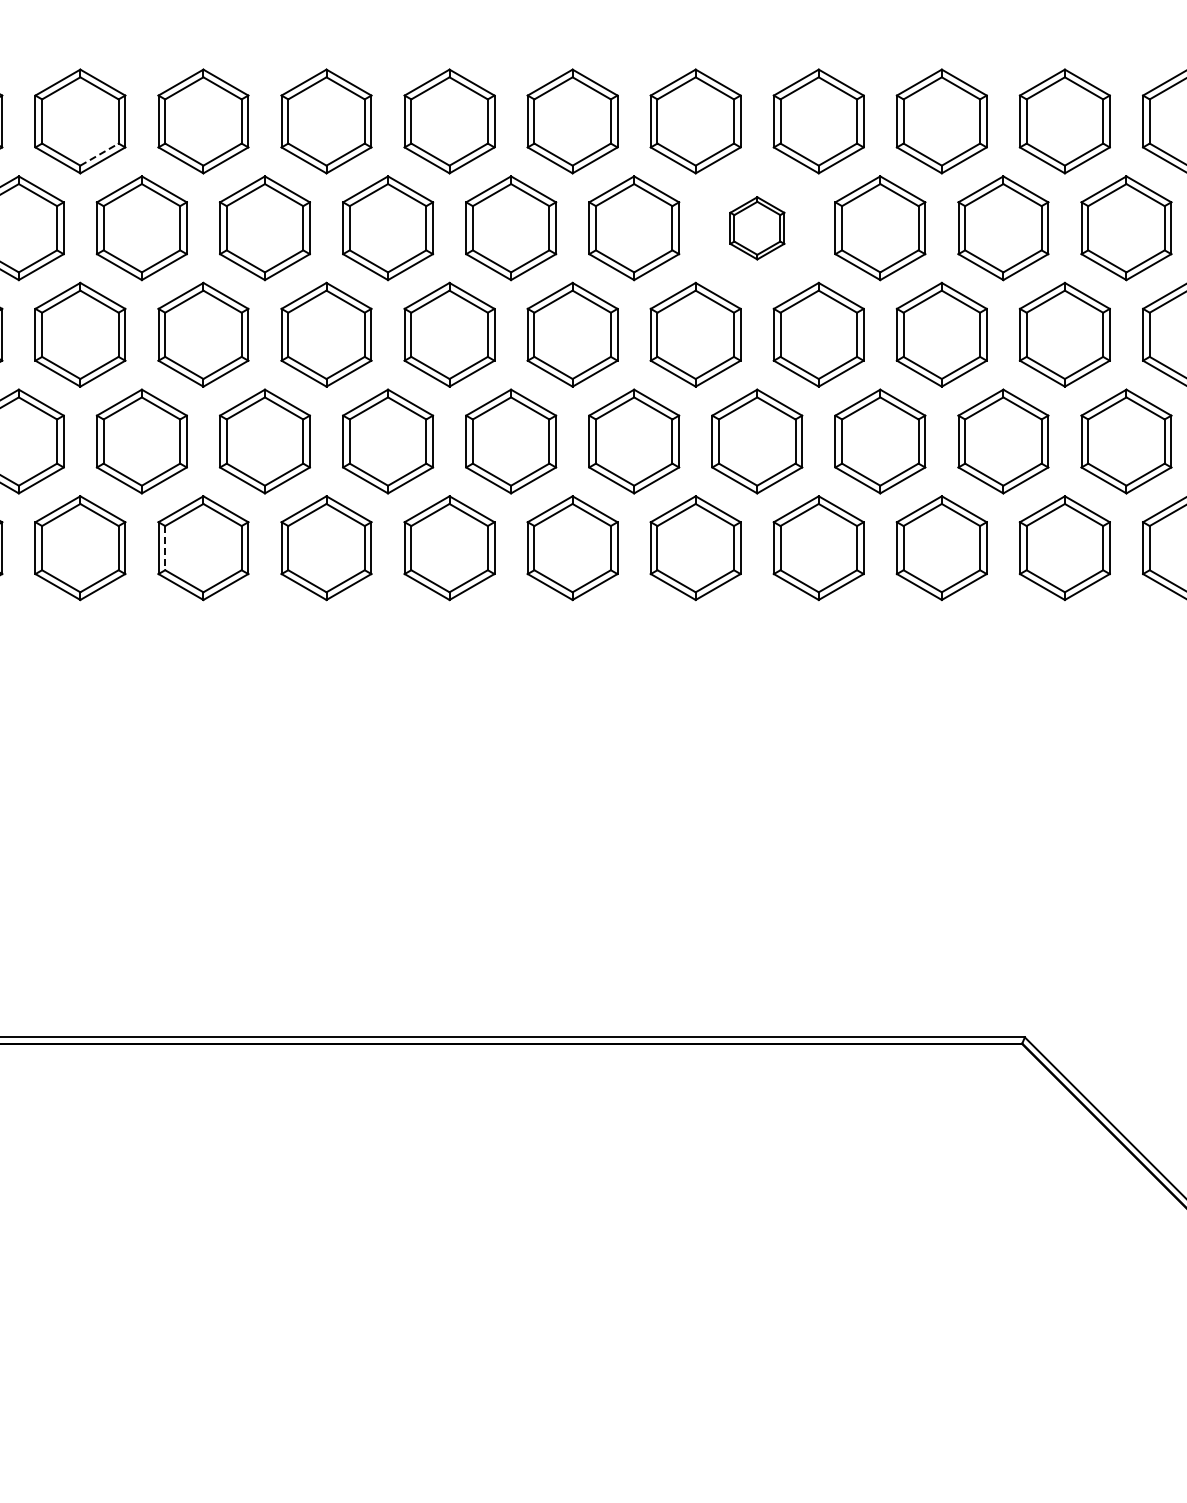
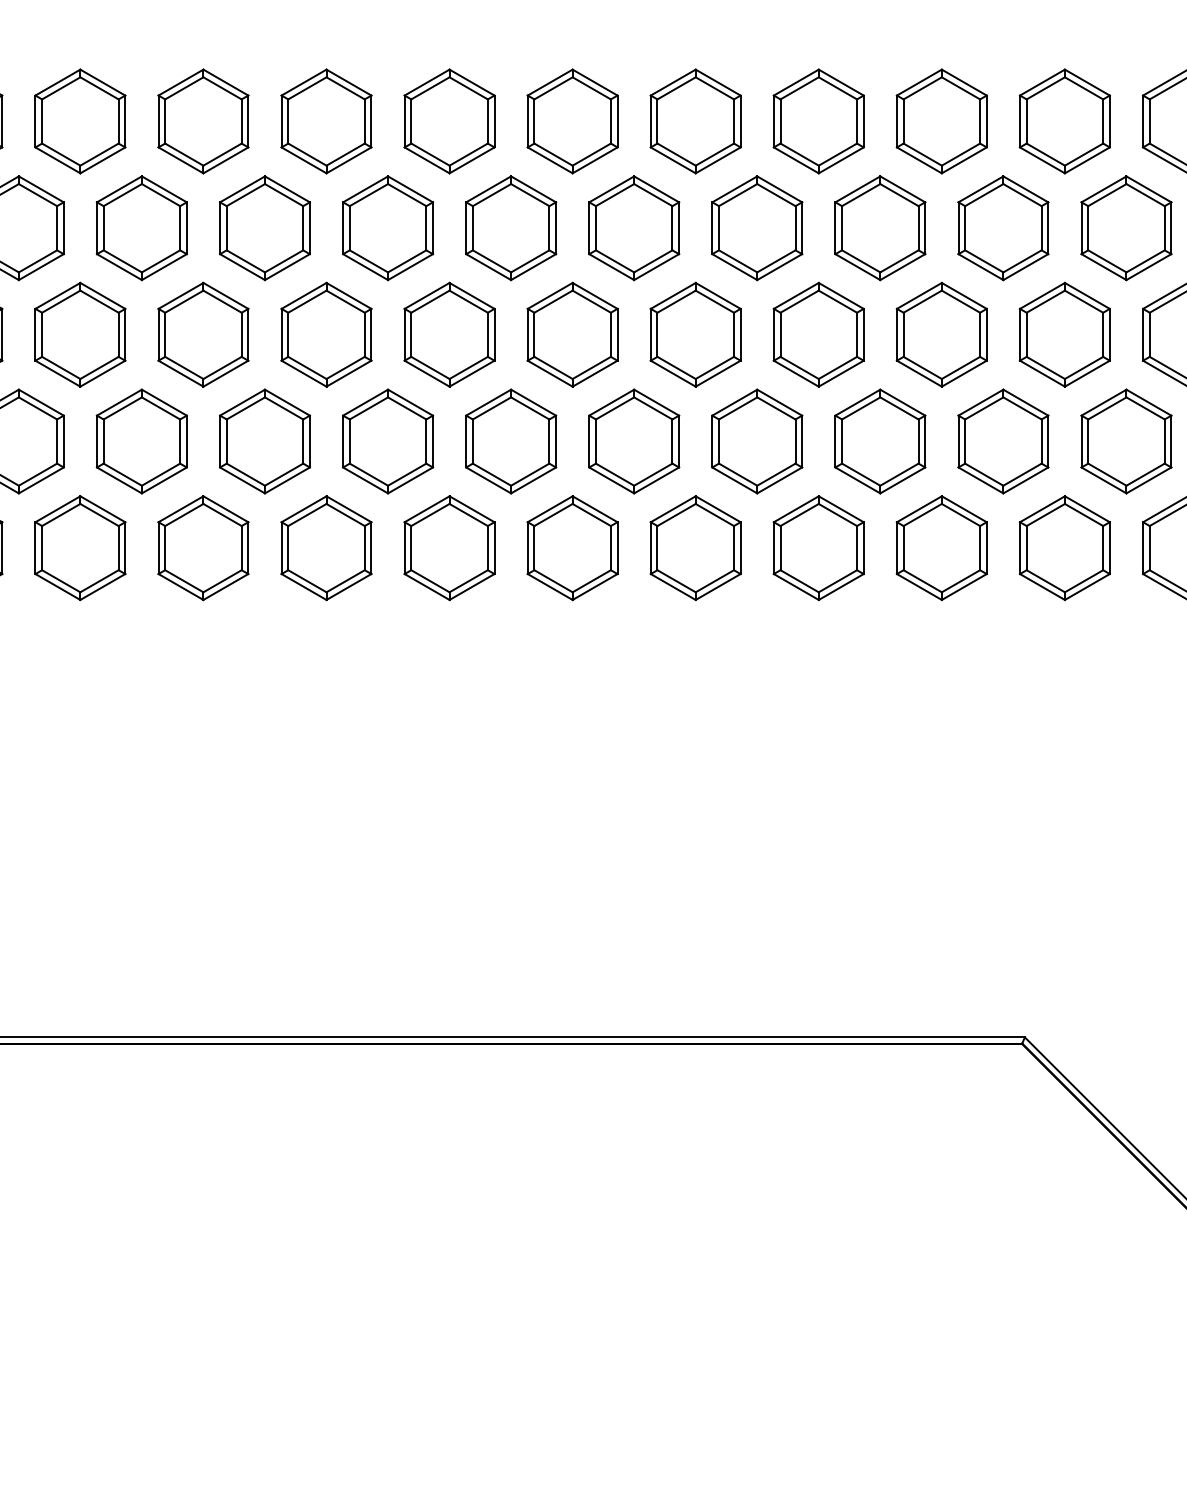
line: dashed -> solid (99, 154)
part size: 57x65 px -> 93x107 px (757, 228)
line: dashed -> solid (165, 548)
